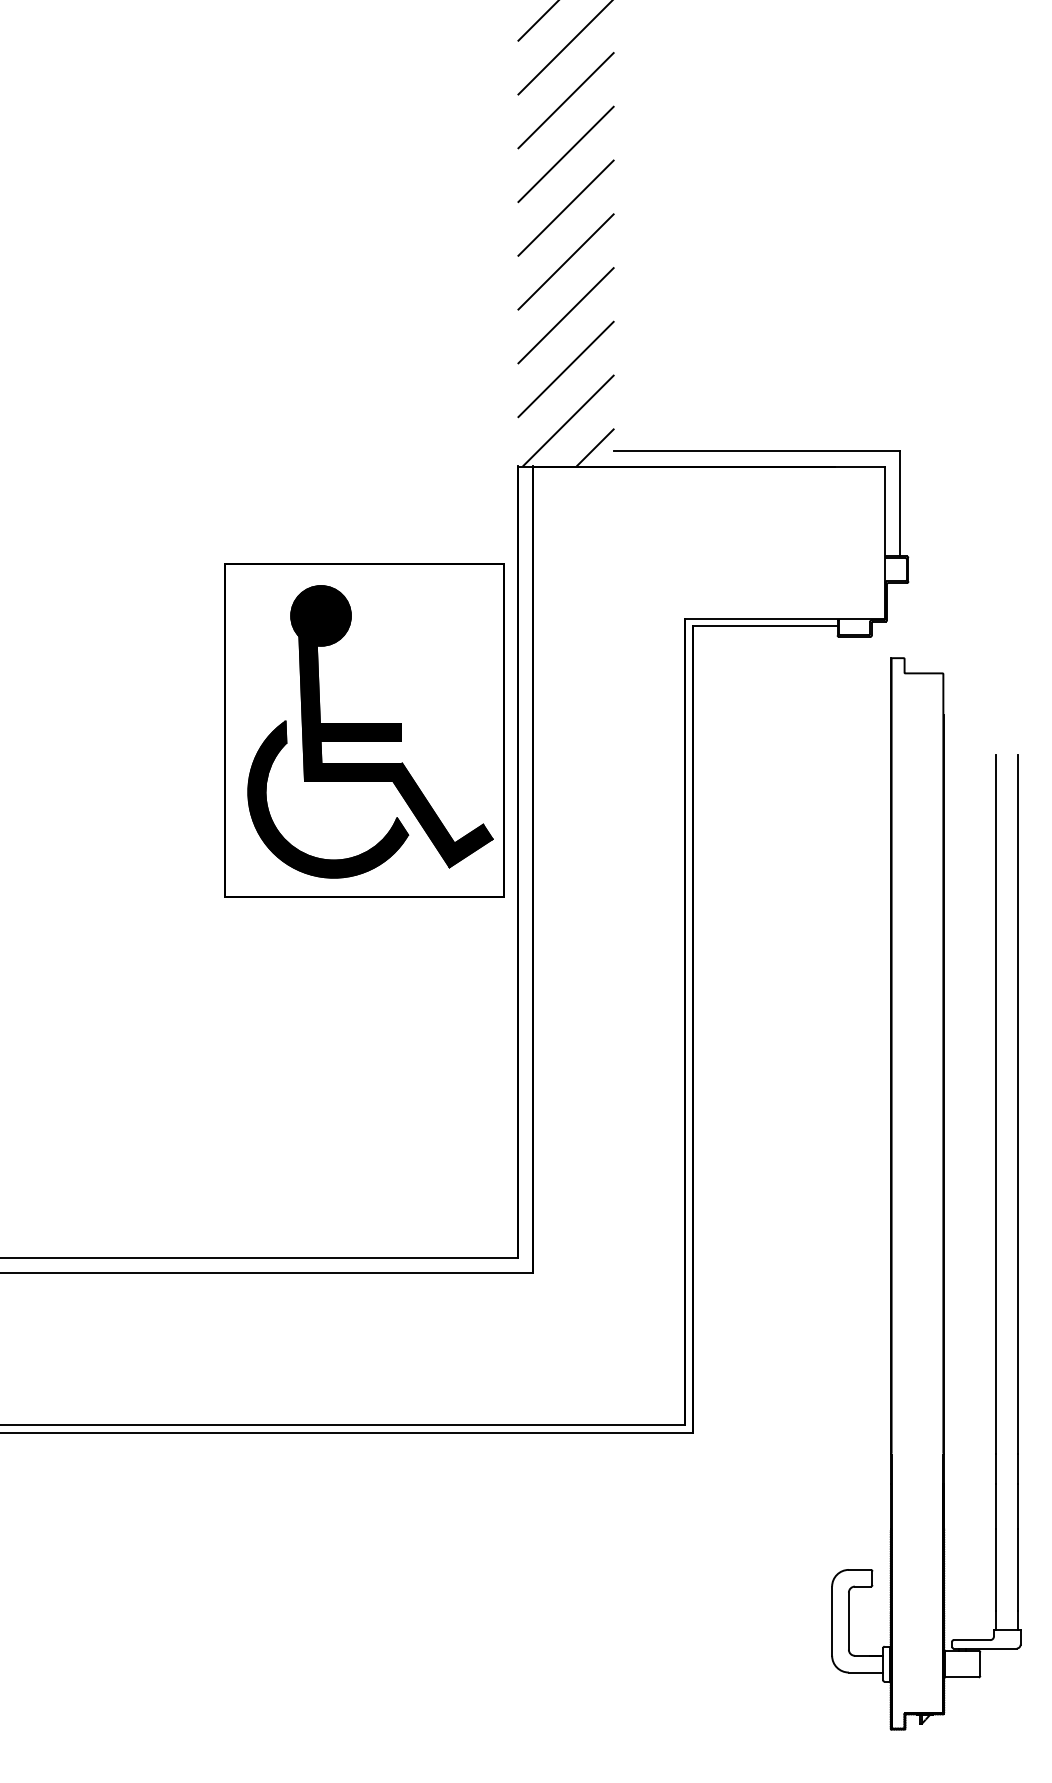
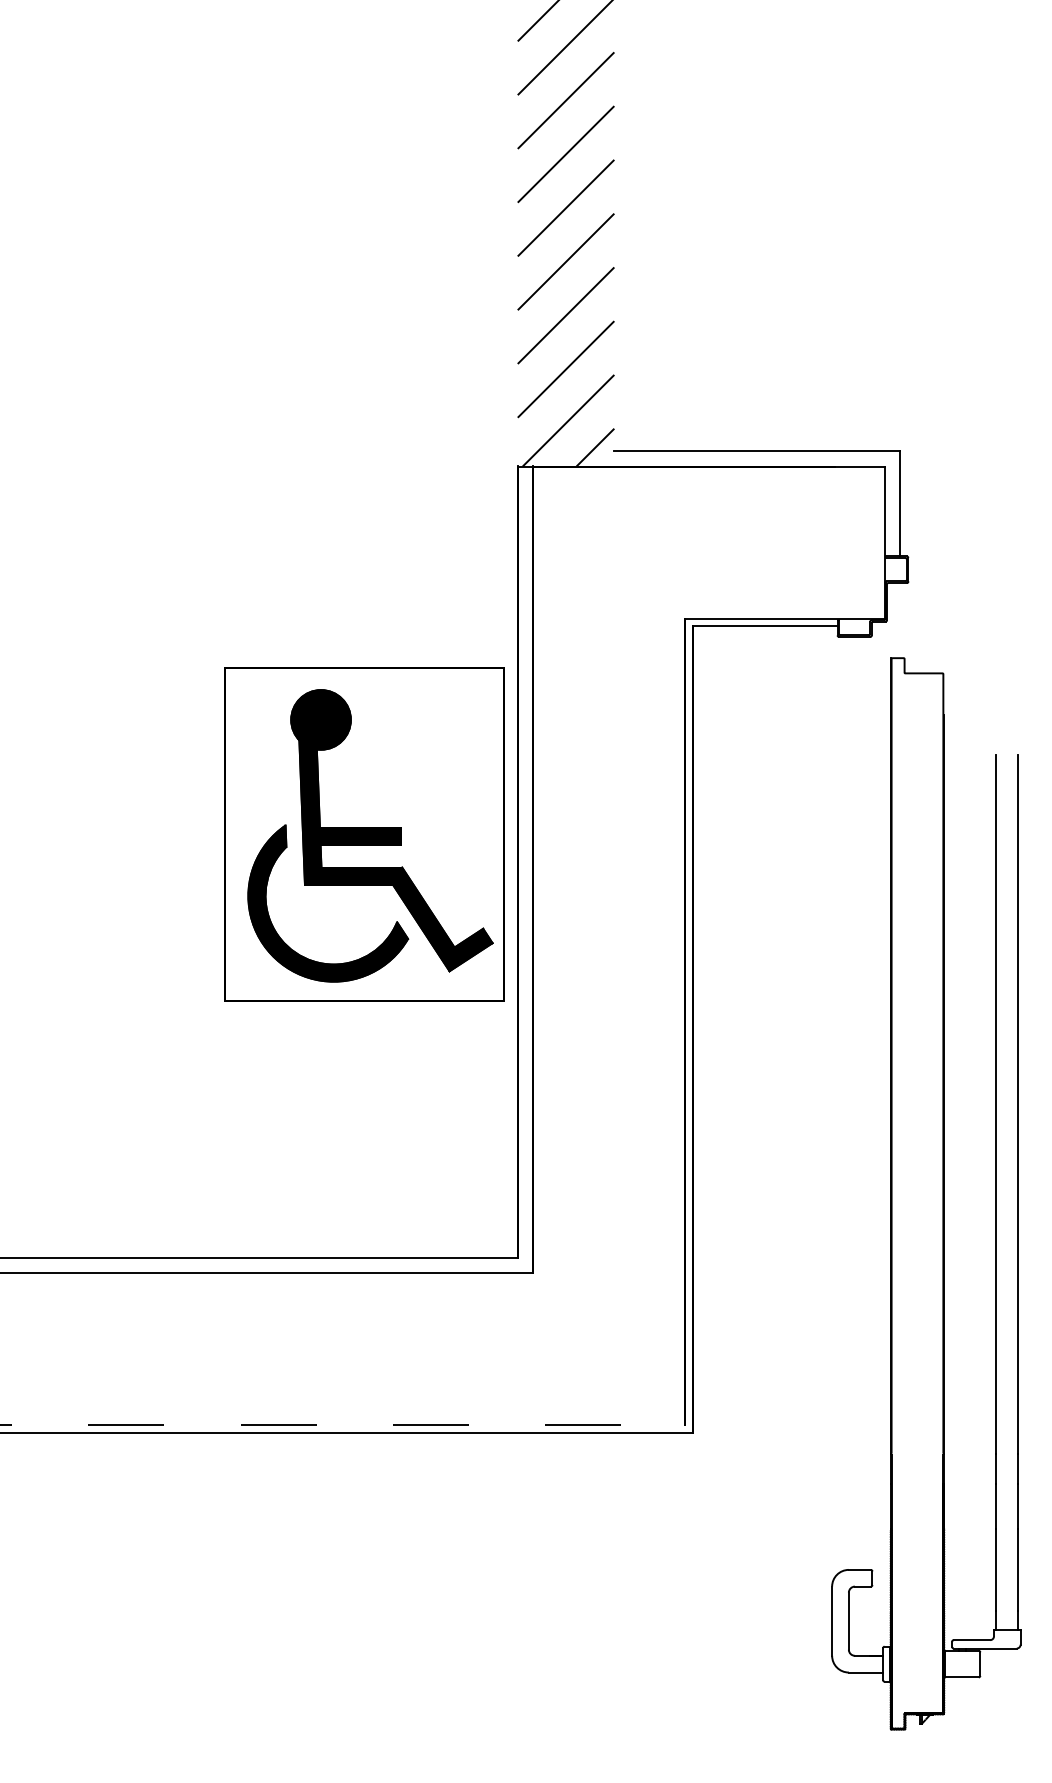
part position: (364, 730) -> (364, 834) (364, 834)
line: solid -> dashed (343, 1424)
